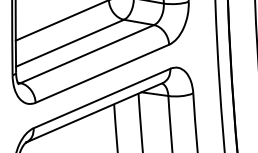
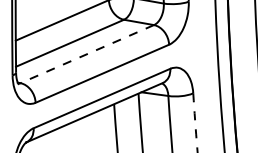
line: solid -> dashed (87, 54)
arc: solid -> dashed (195, 123)
